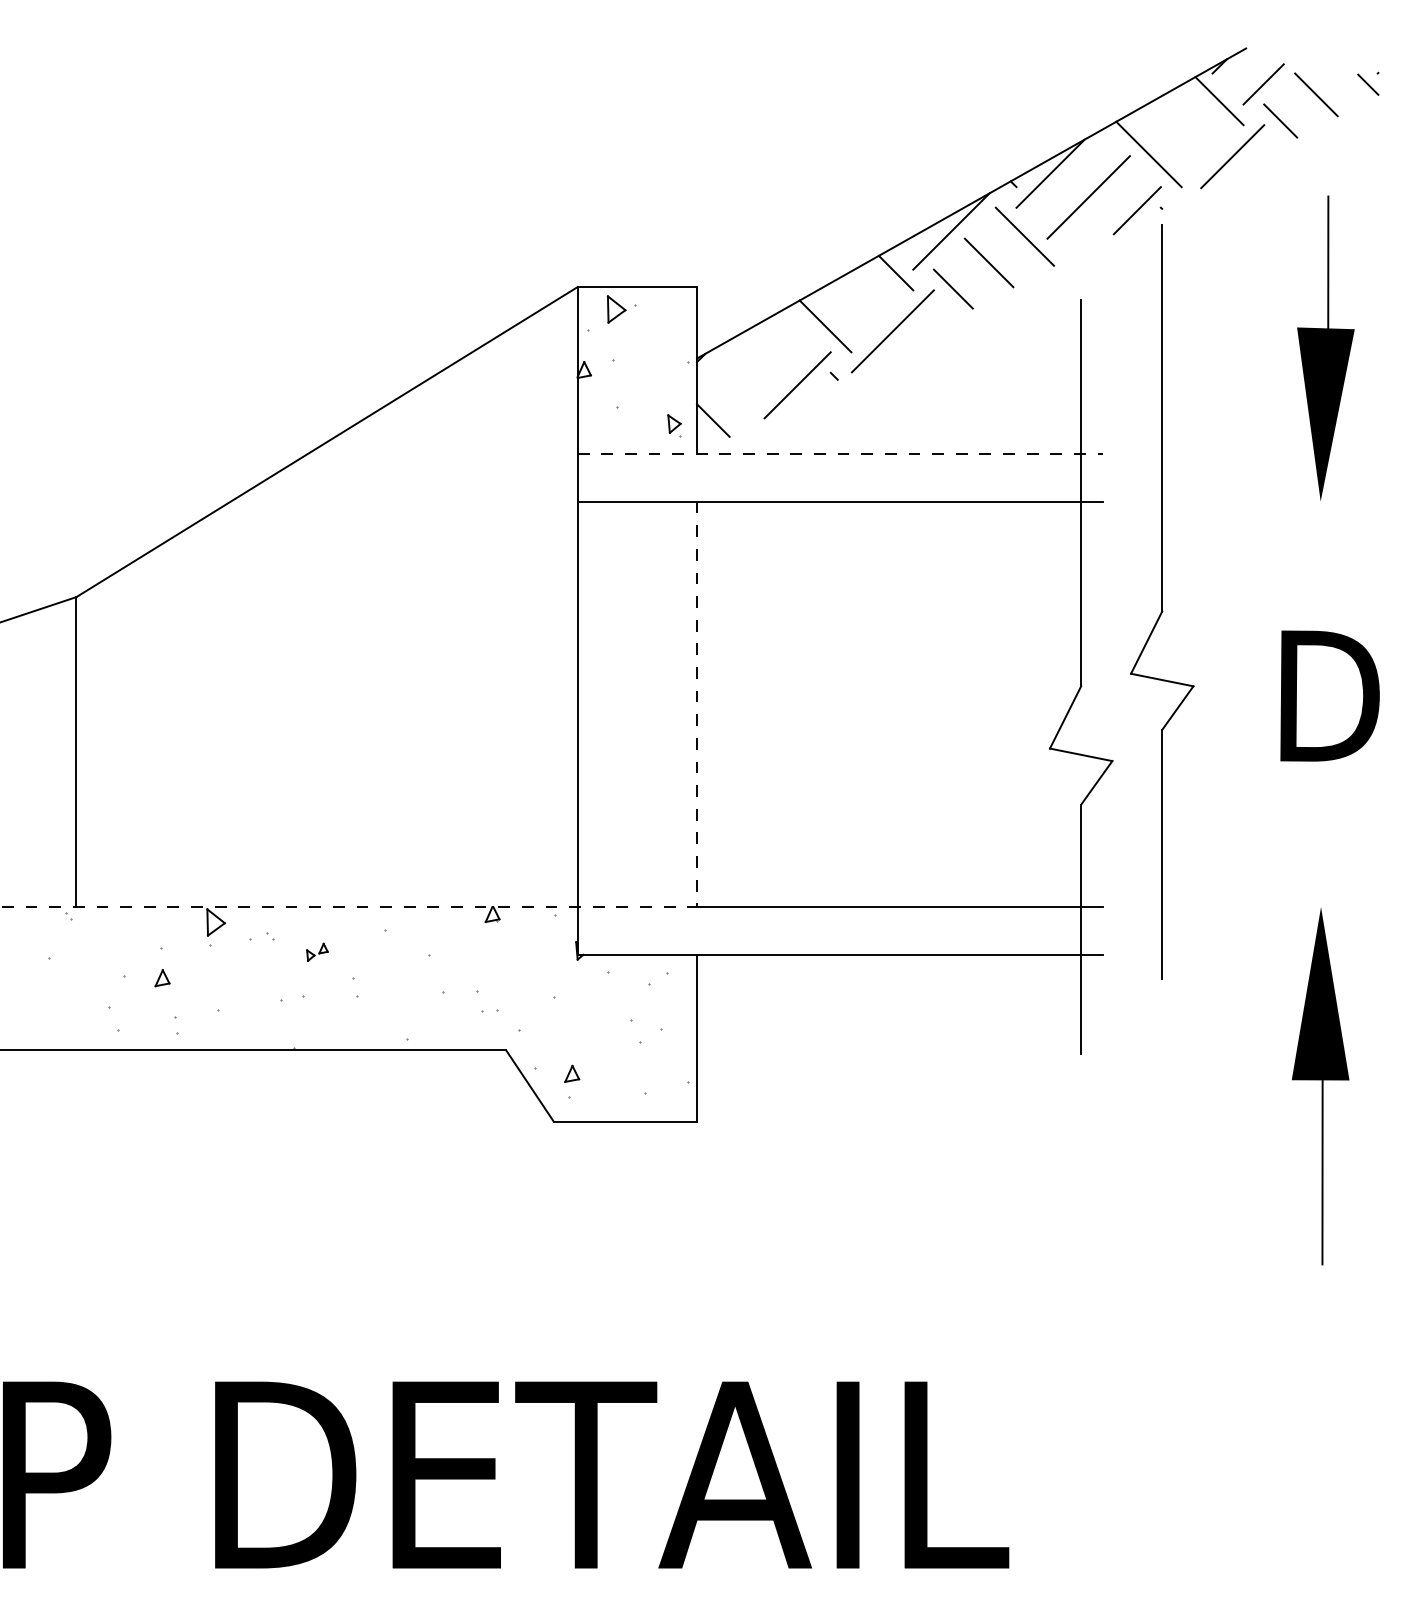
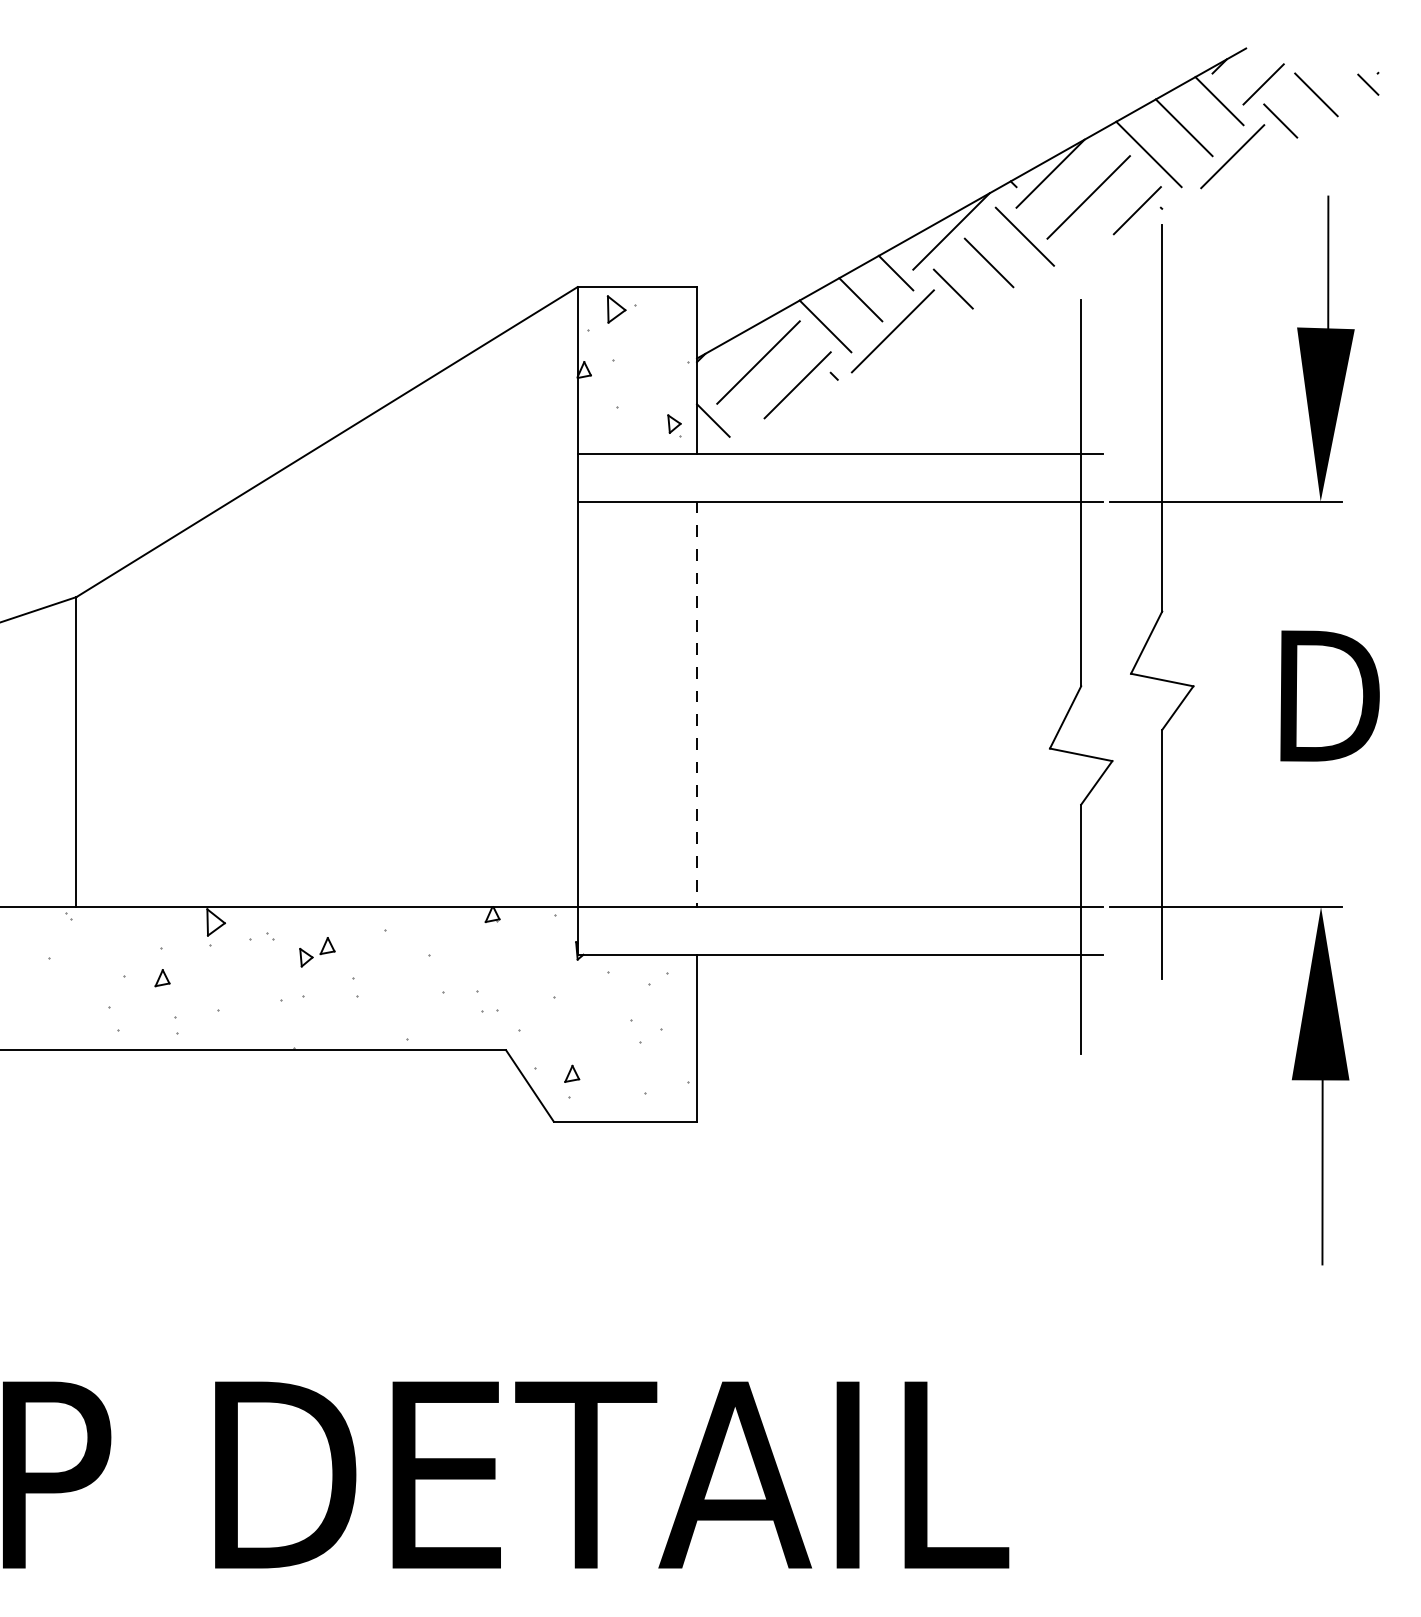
line: none -> present (1183, 127)
line: none -> present (860, 299)
line: none -> present (758, 362)
line: dashed -> solid (840, 454)
line: none -> present (1226, 501)
line: dashed -> solid (349, 907)
line: none -> present (1226, 907)
part size: 23x20 px -> 37x31 px (317, 952)
